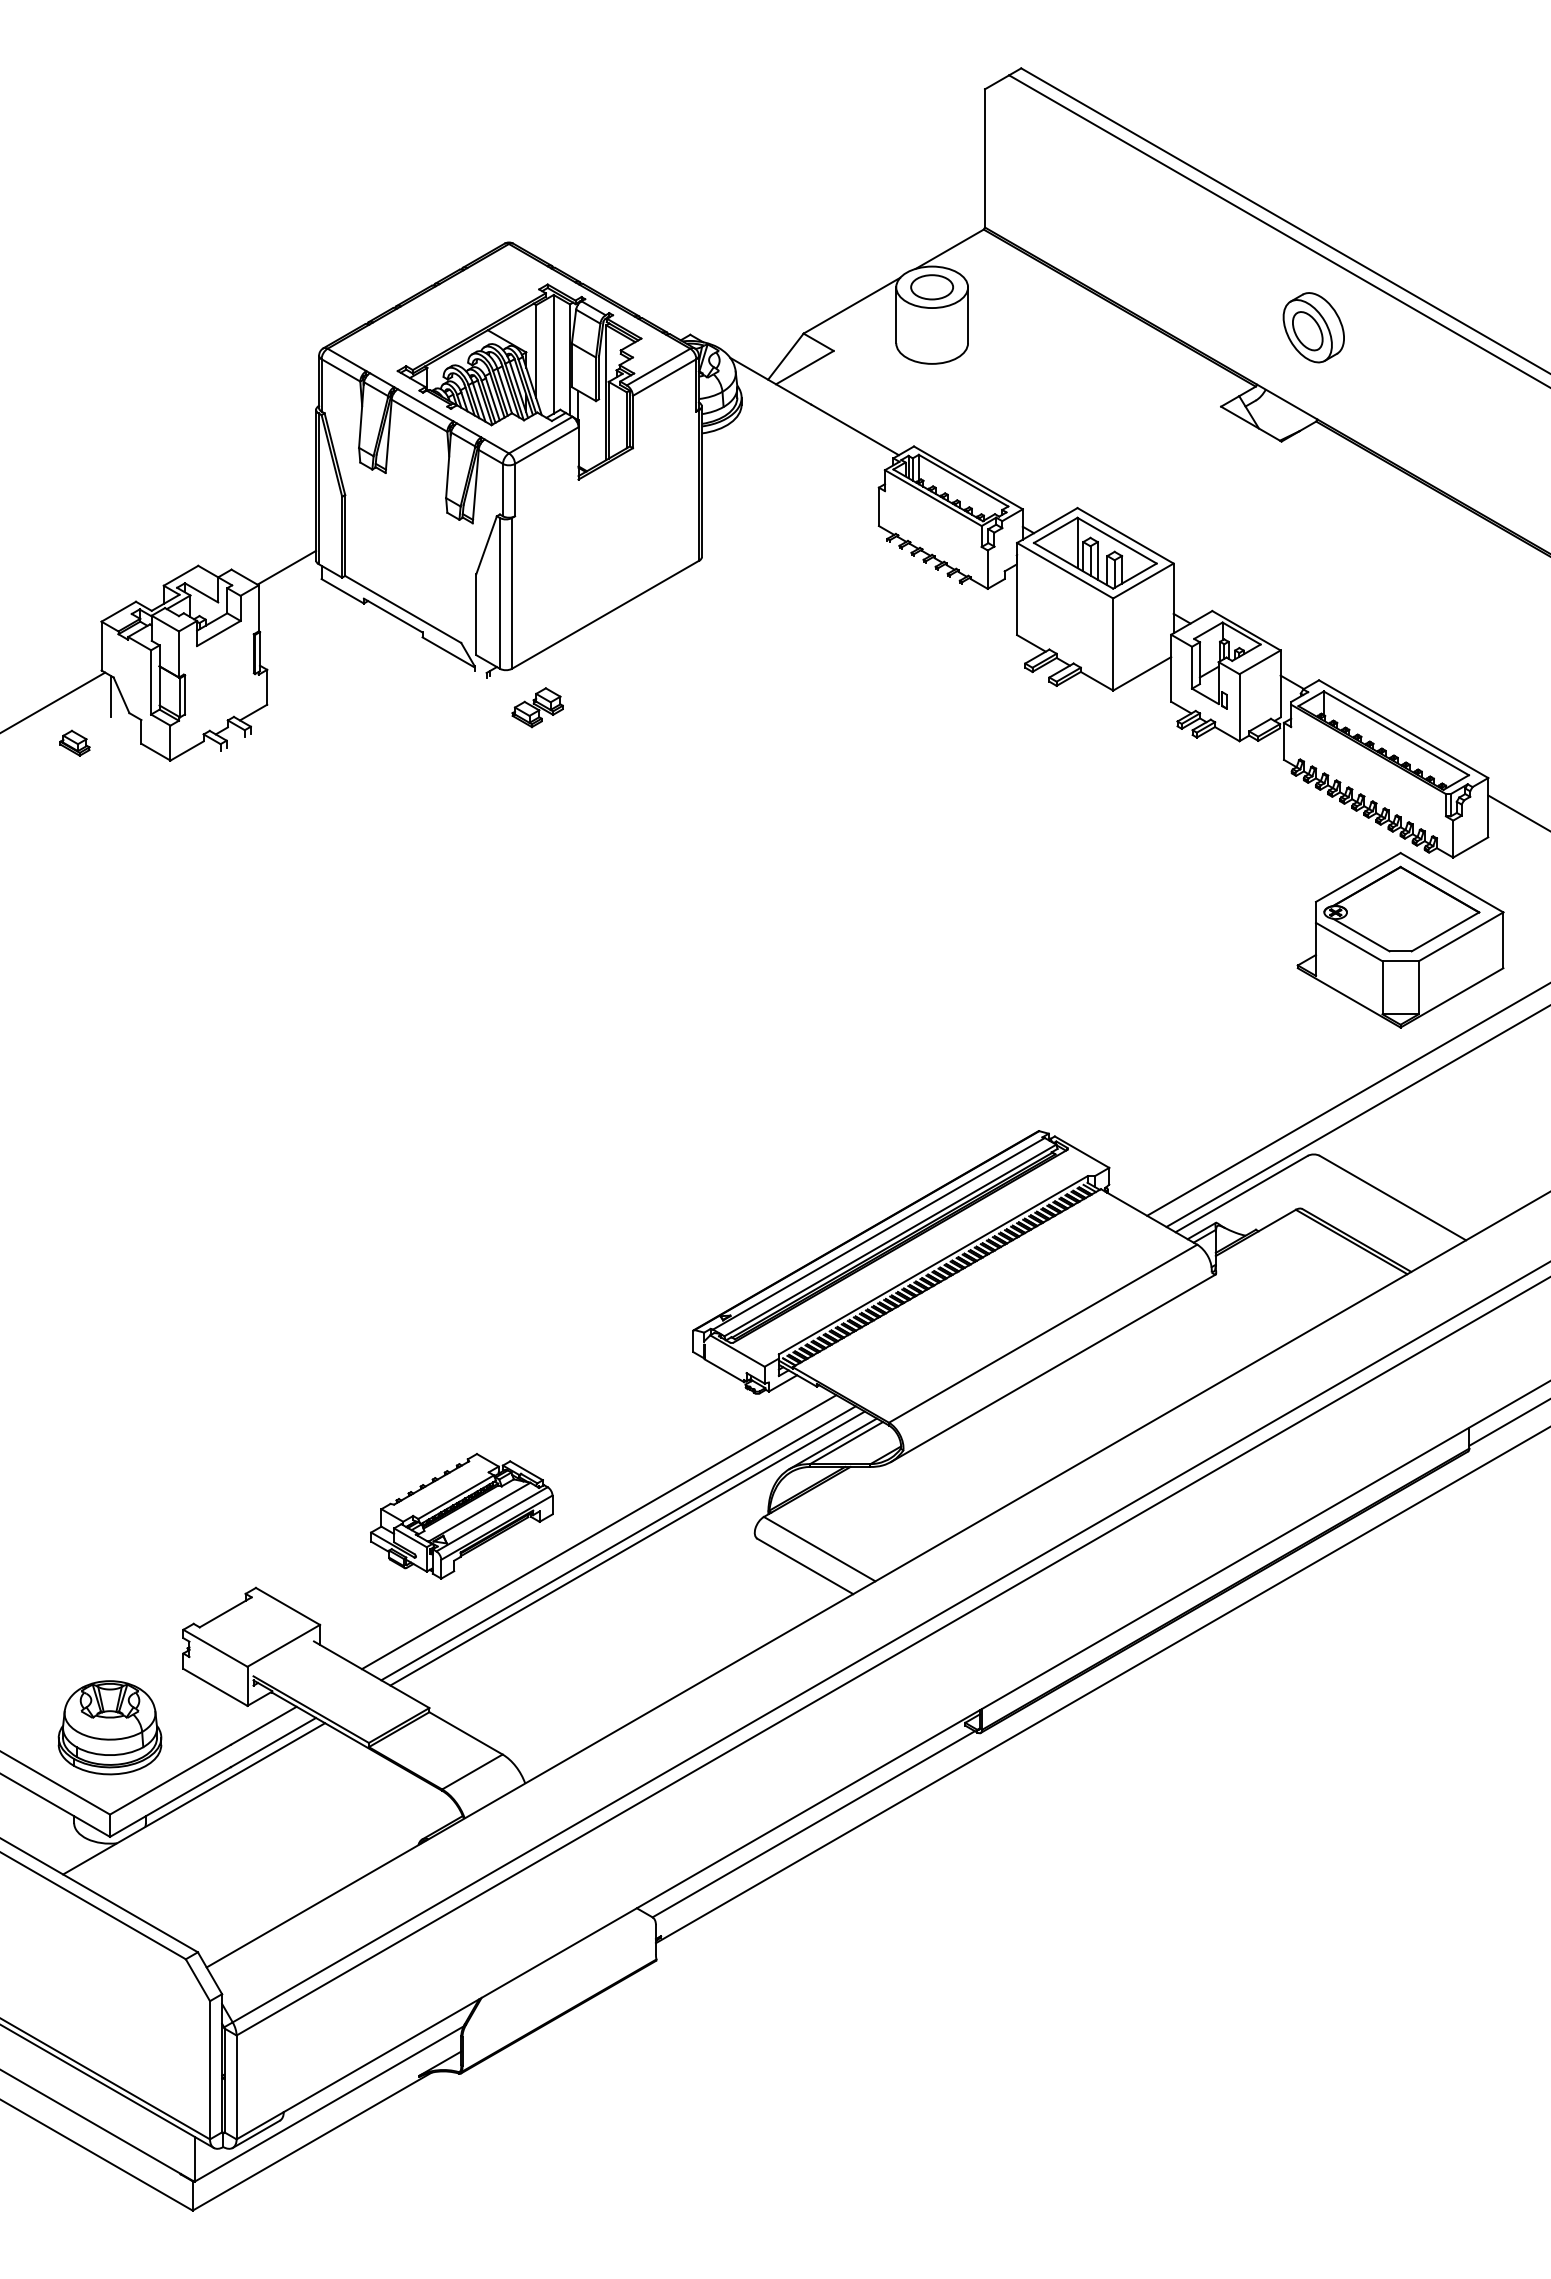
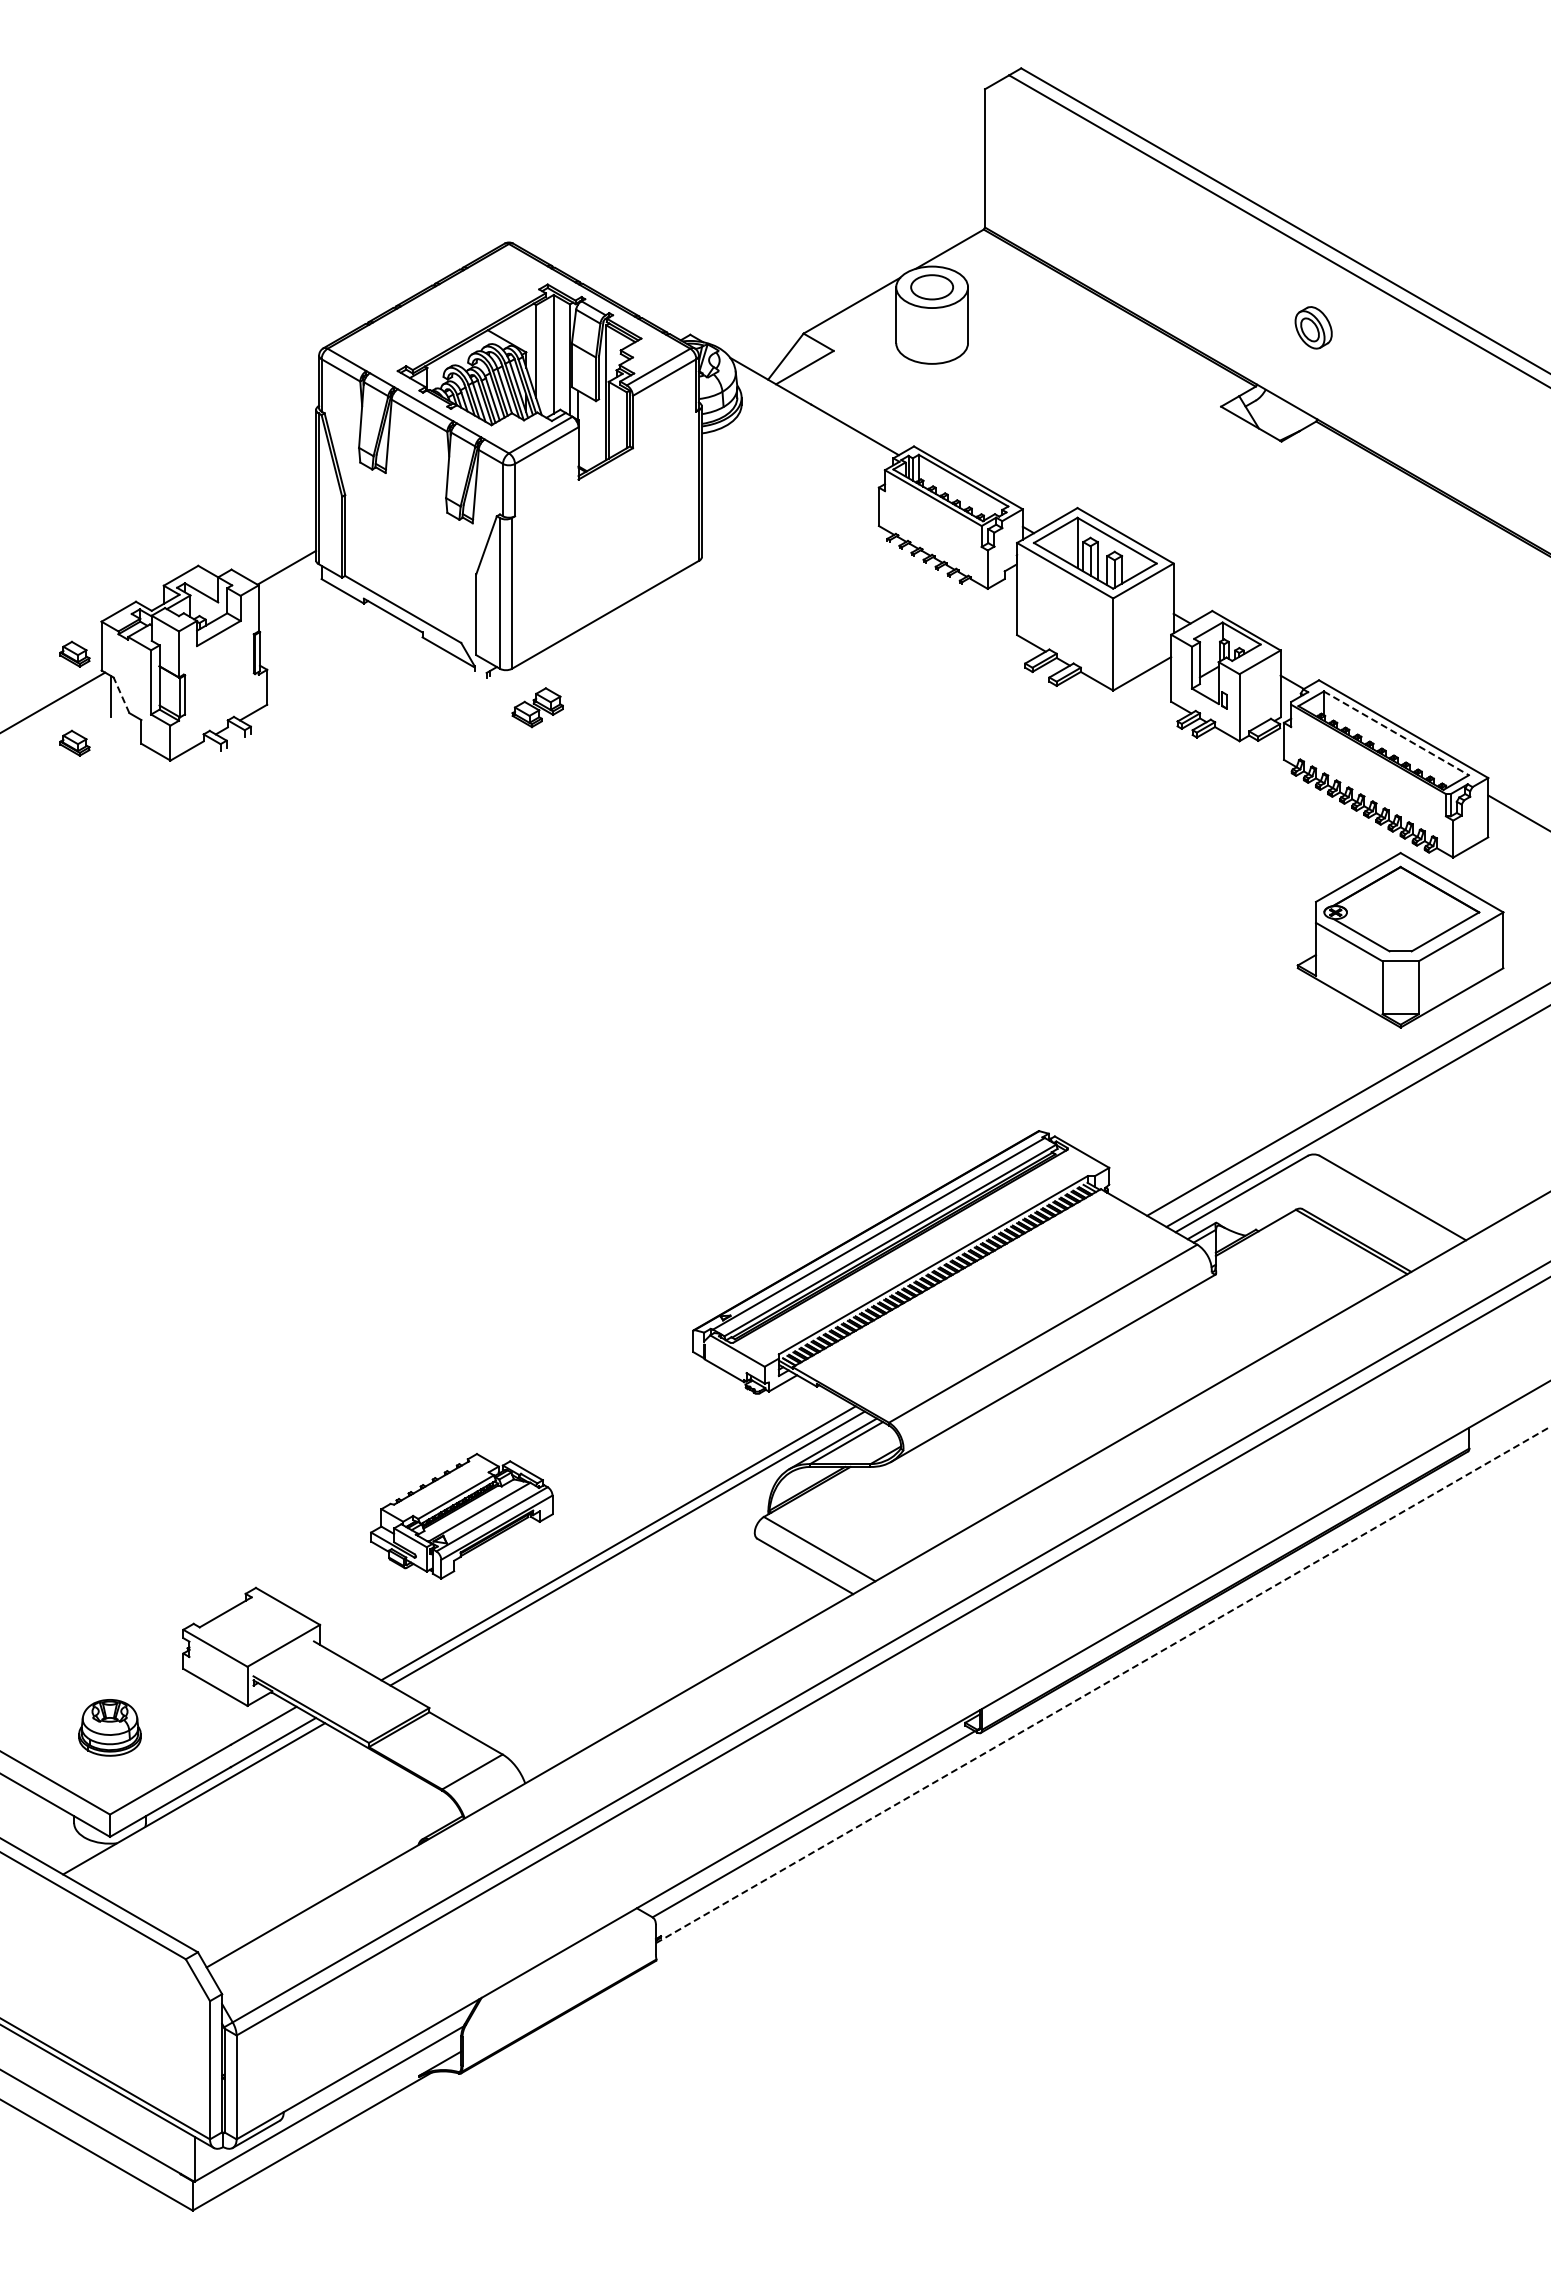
part size: 63x72 px -> 39x44 px (1313, 327)
part: none -> present (74, 653)
line: solid -> dashed (121, 694)
line: solid -> dashed (1396, 733)
line: present -> none (1508, 1422)
line: present -> none (598, 1532)
line: solid -> dashed (1103, 1684)
part size: 106x96 px -> 64x58 px (109, 1727)
